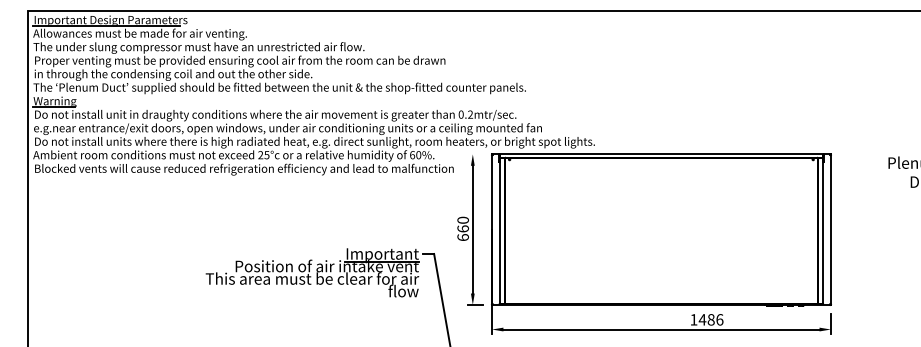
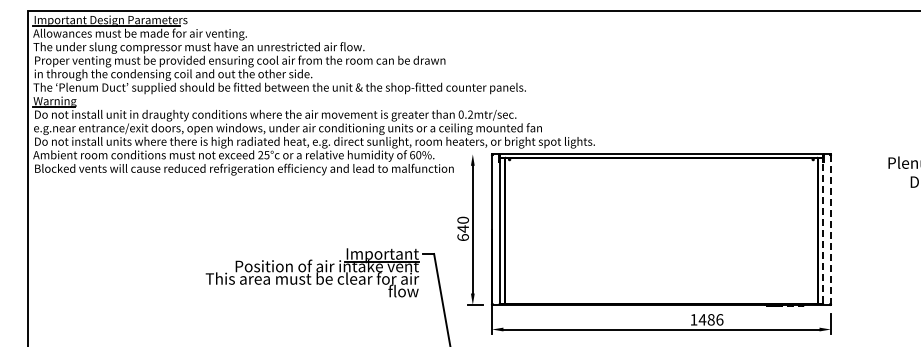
text: 660 -> 640 (462, 228)
line: solid -> dashed (830, 229)
line: solid -> dashed (823, 230)
